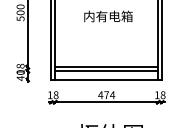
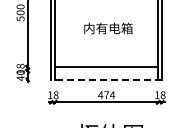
text position: (108, 16) -> (108, 28) (108, 28)
line: present -> none (106, 71)
line: solid -> dashed (106, 79)
